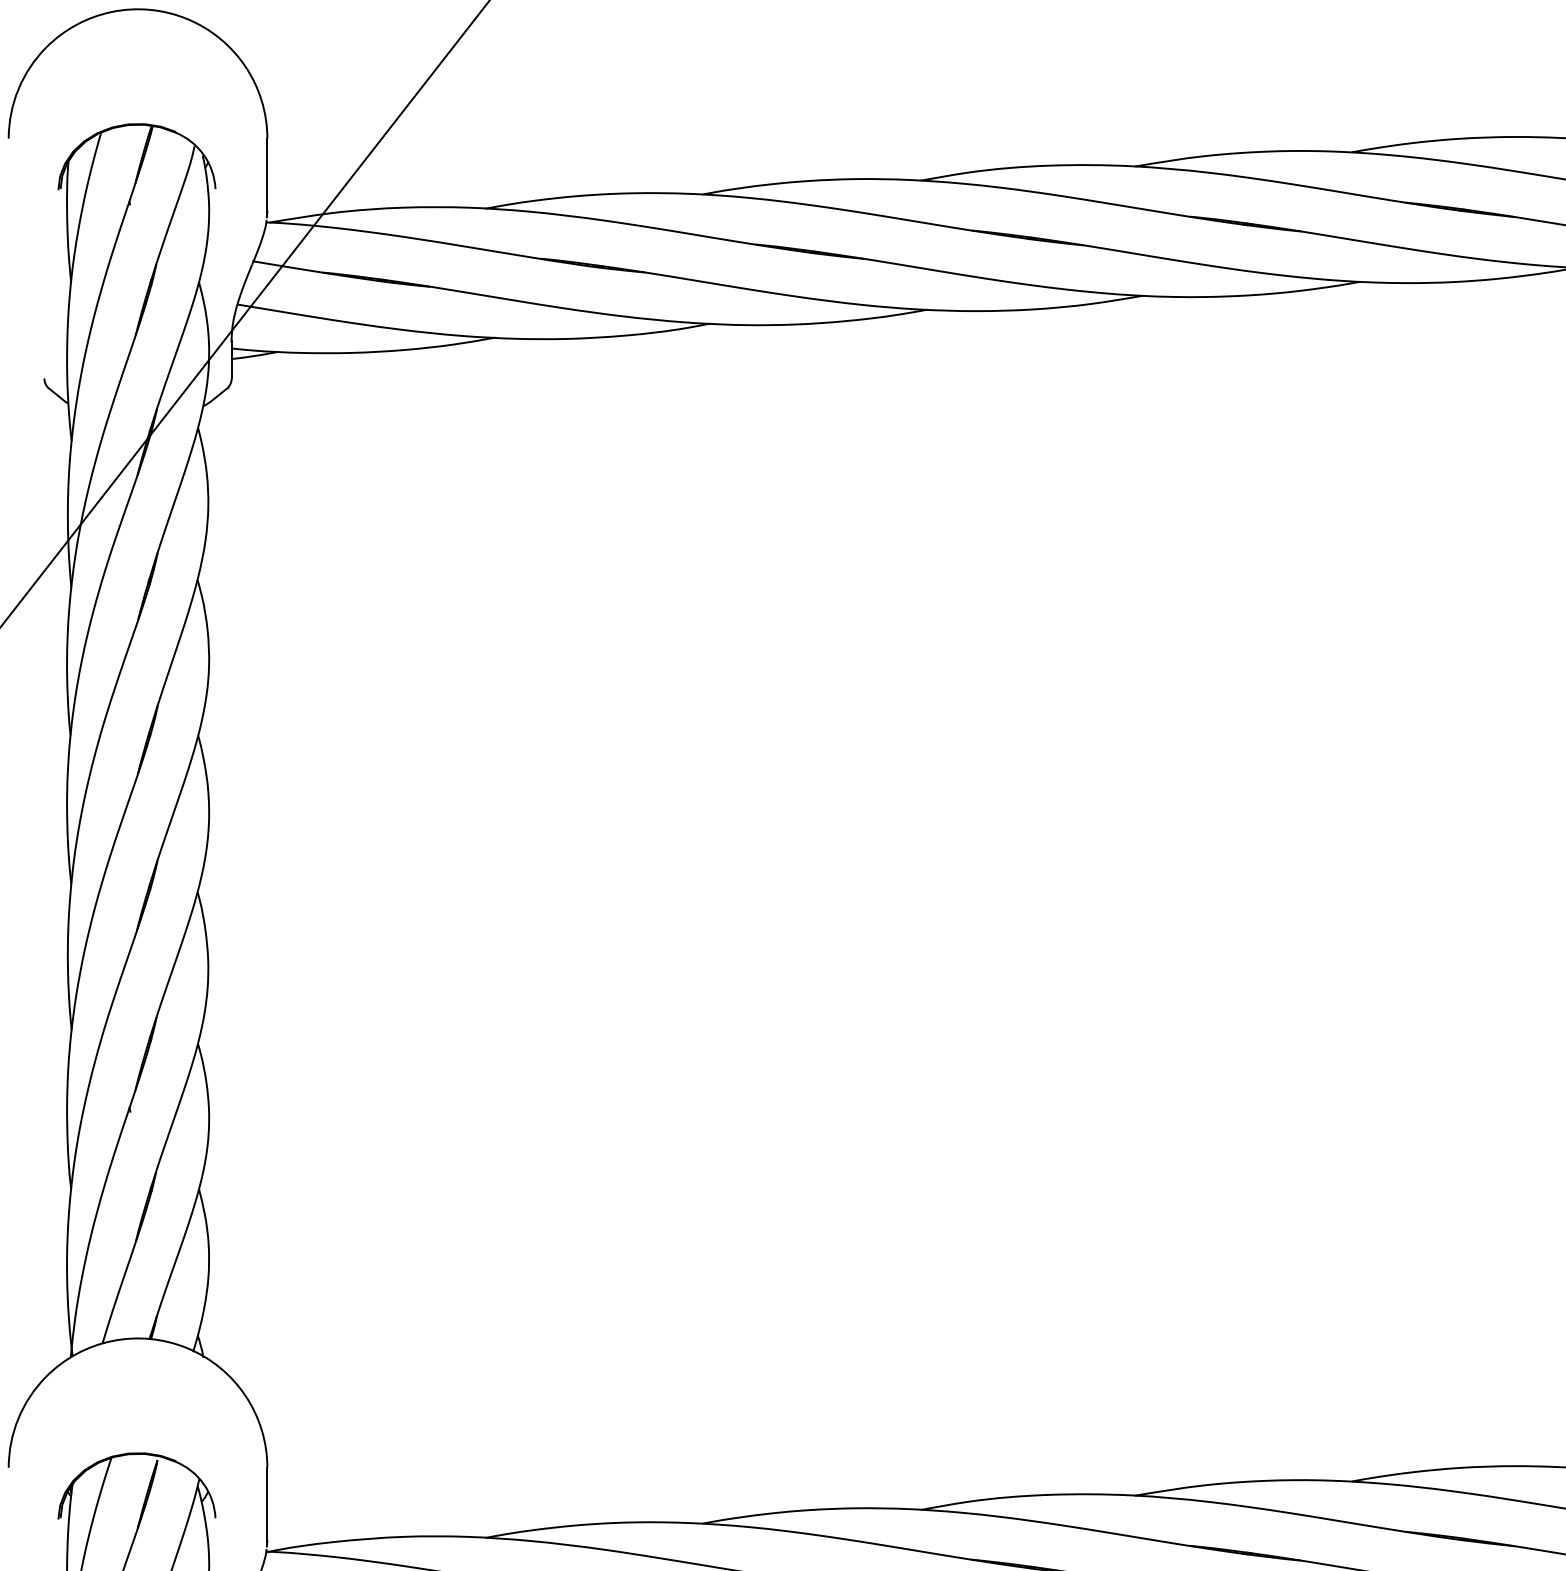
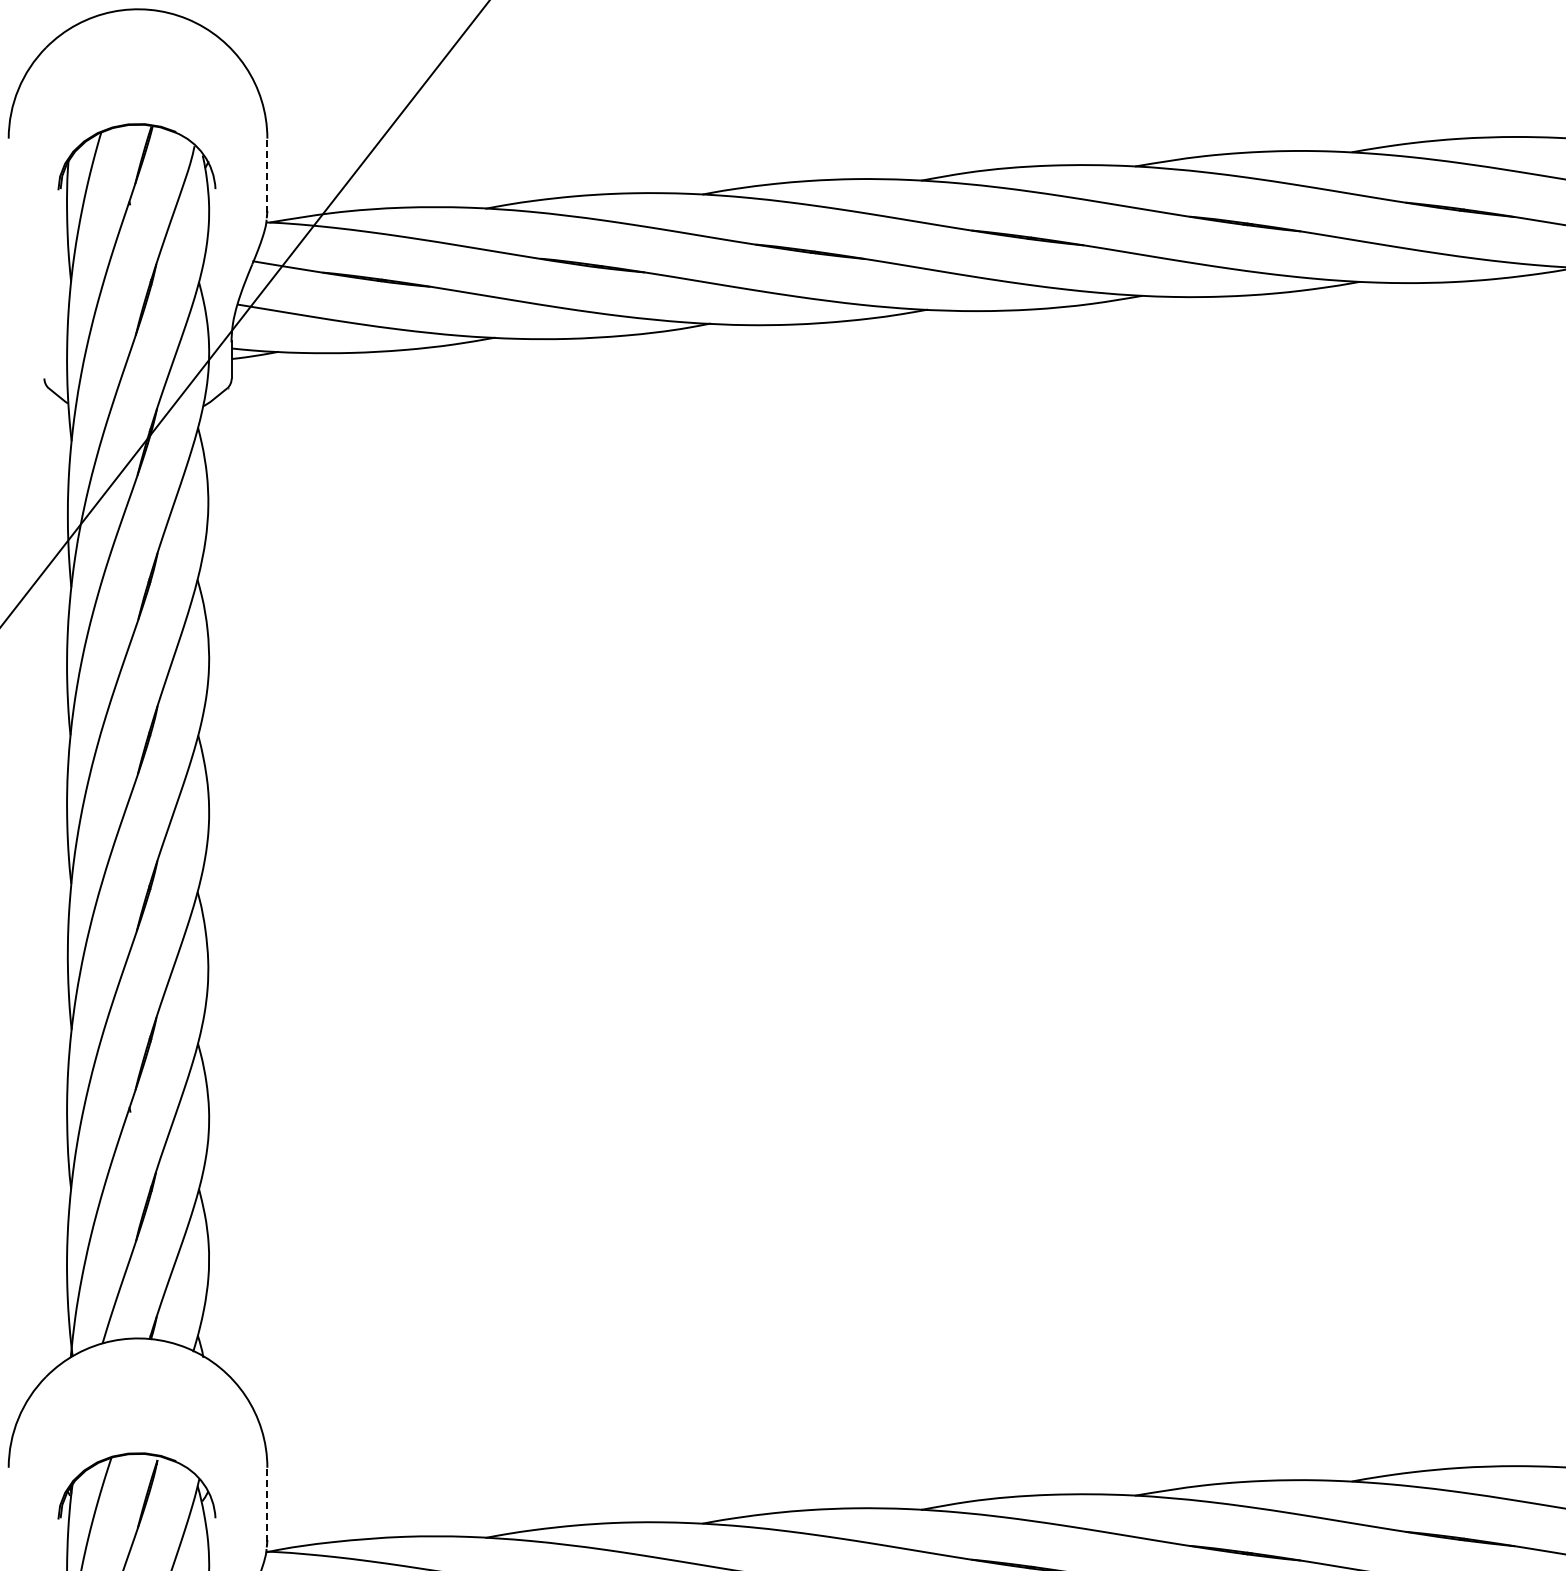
line: solid -> dashed (267, 175)
line: solid -> dashed (267, 1504)
